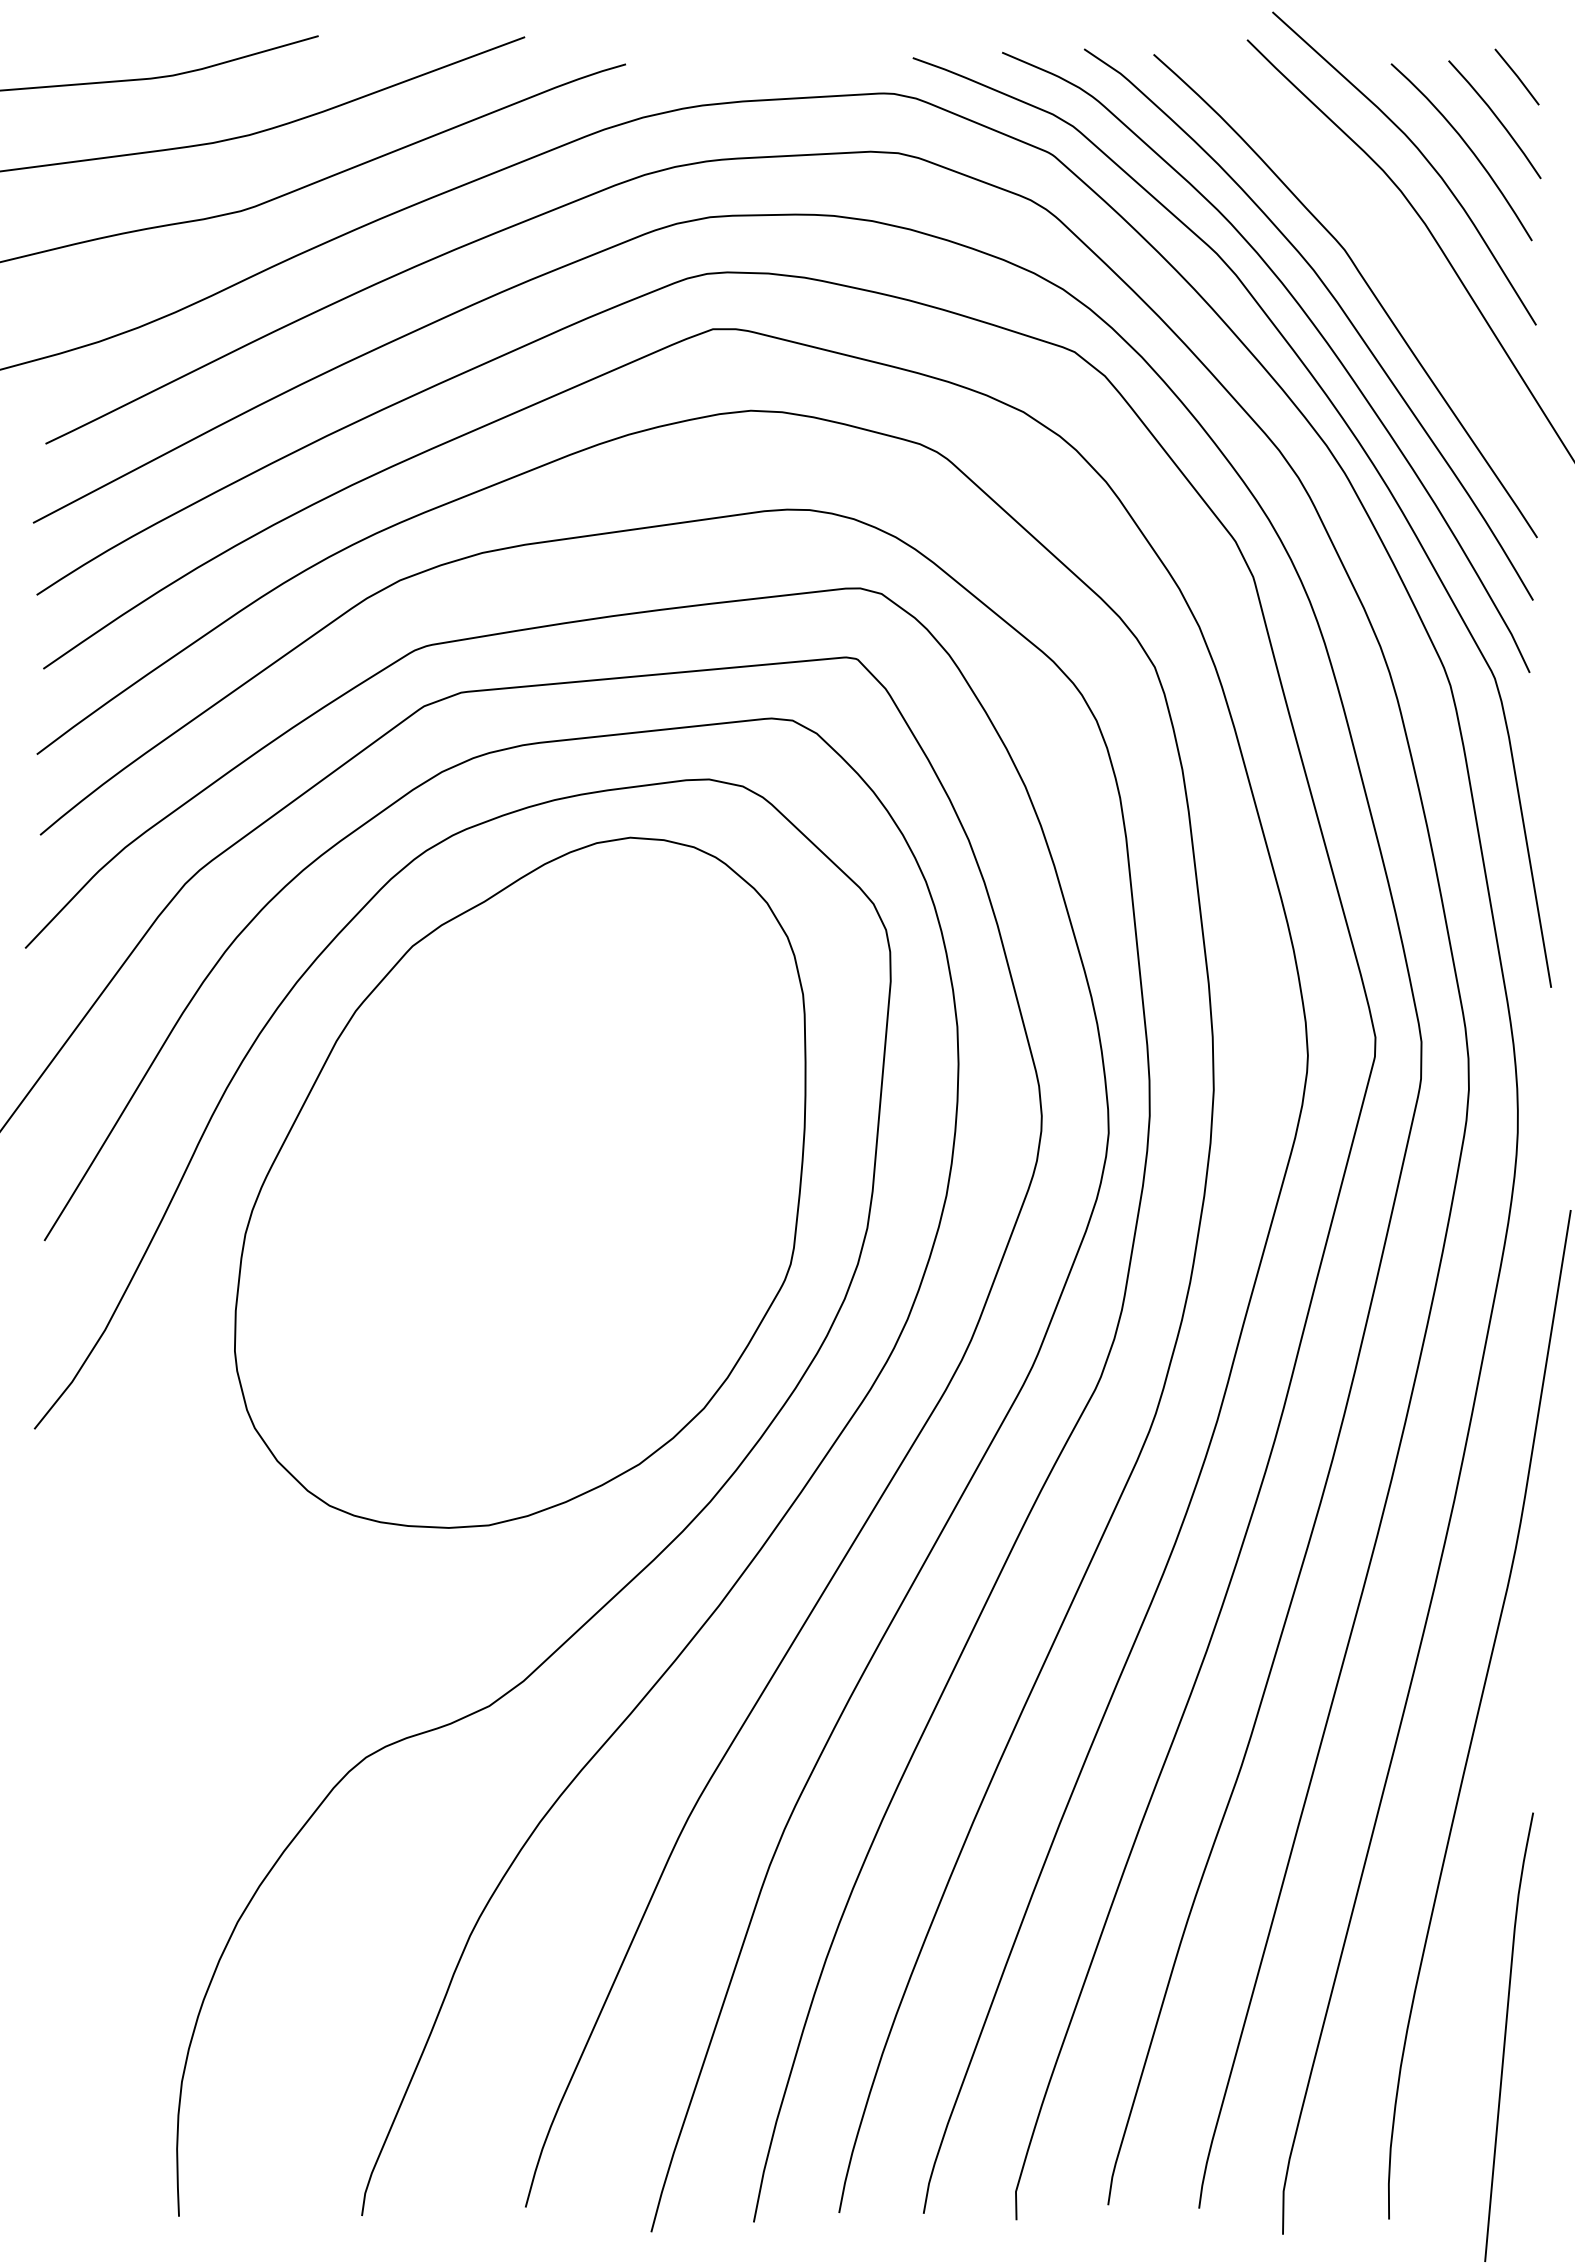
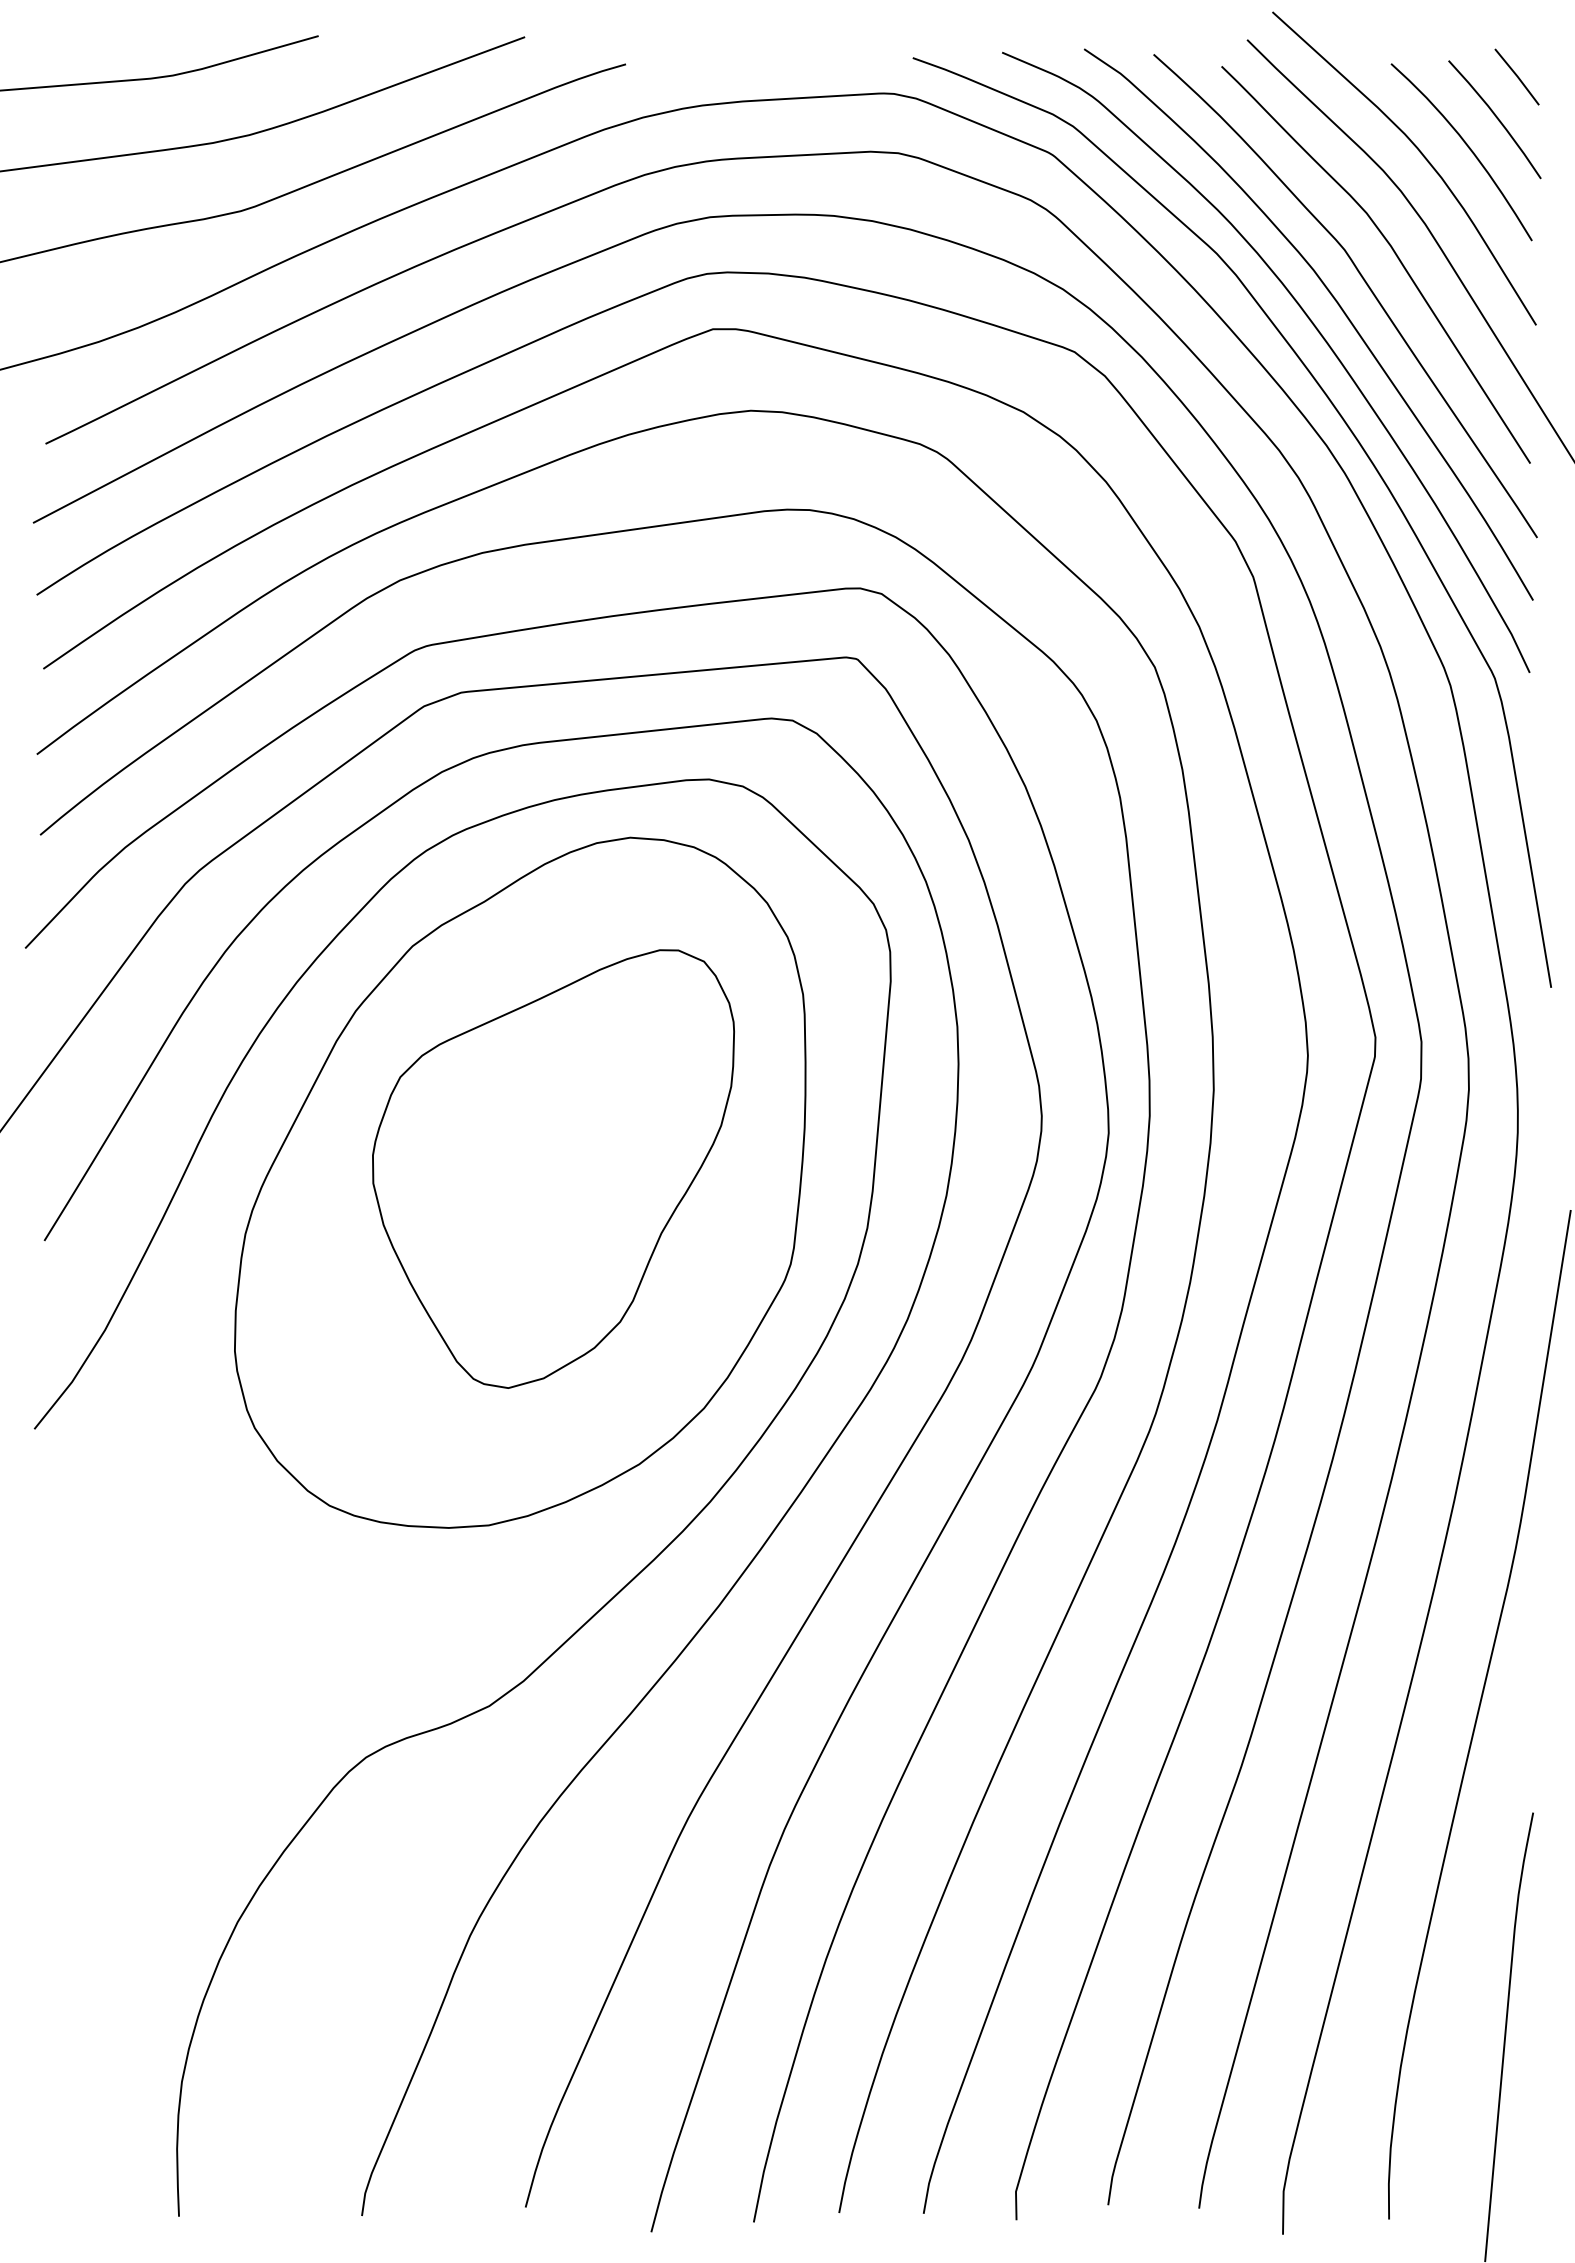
curve: none -> present (1393, 252)
part: none -> present (553, 1168)
